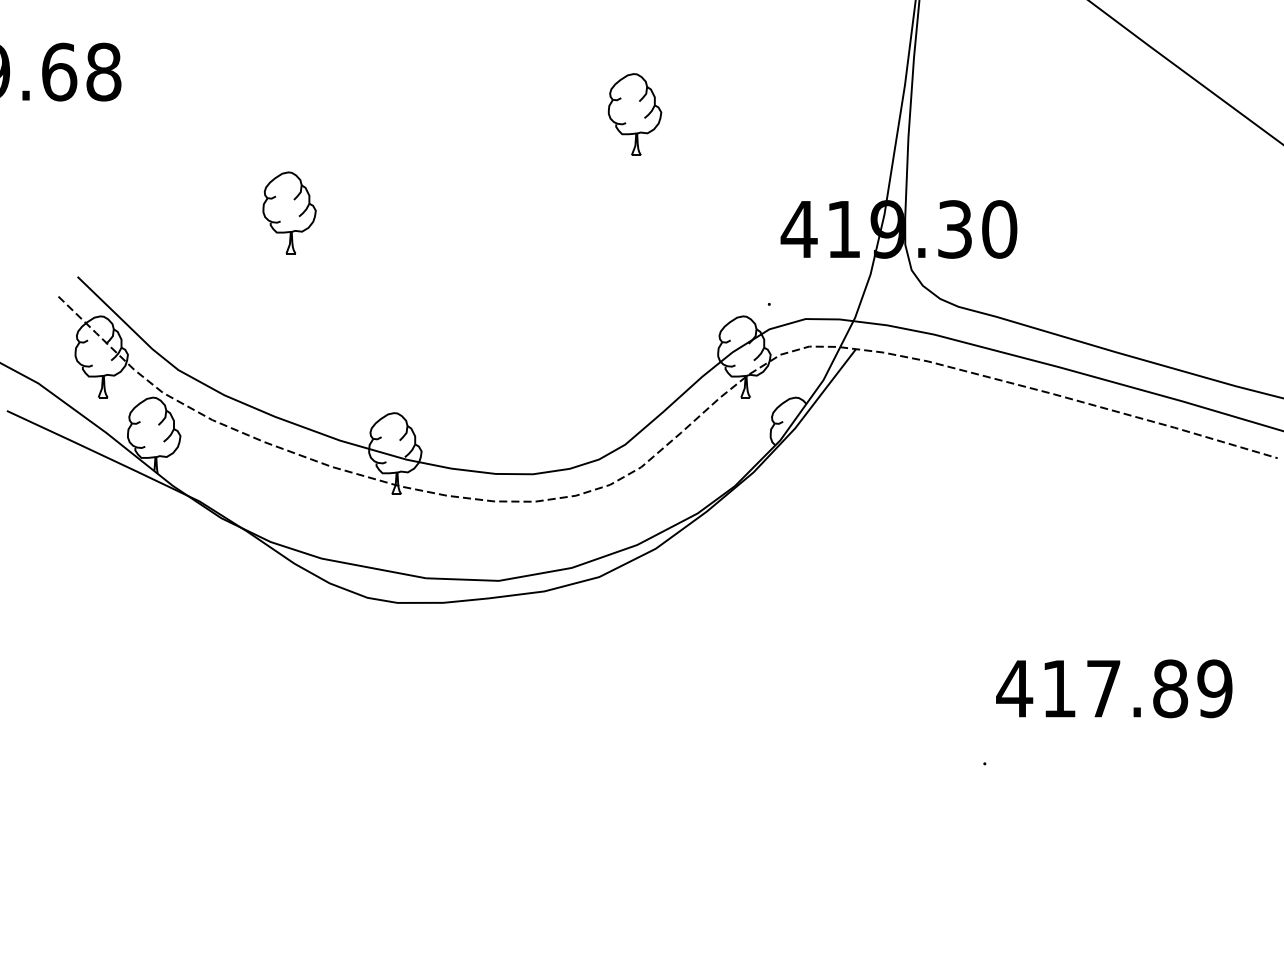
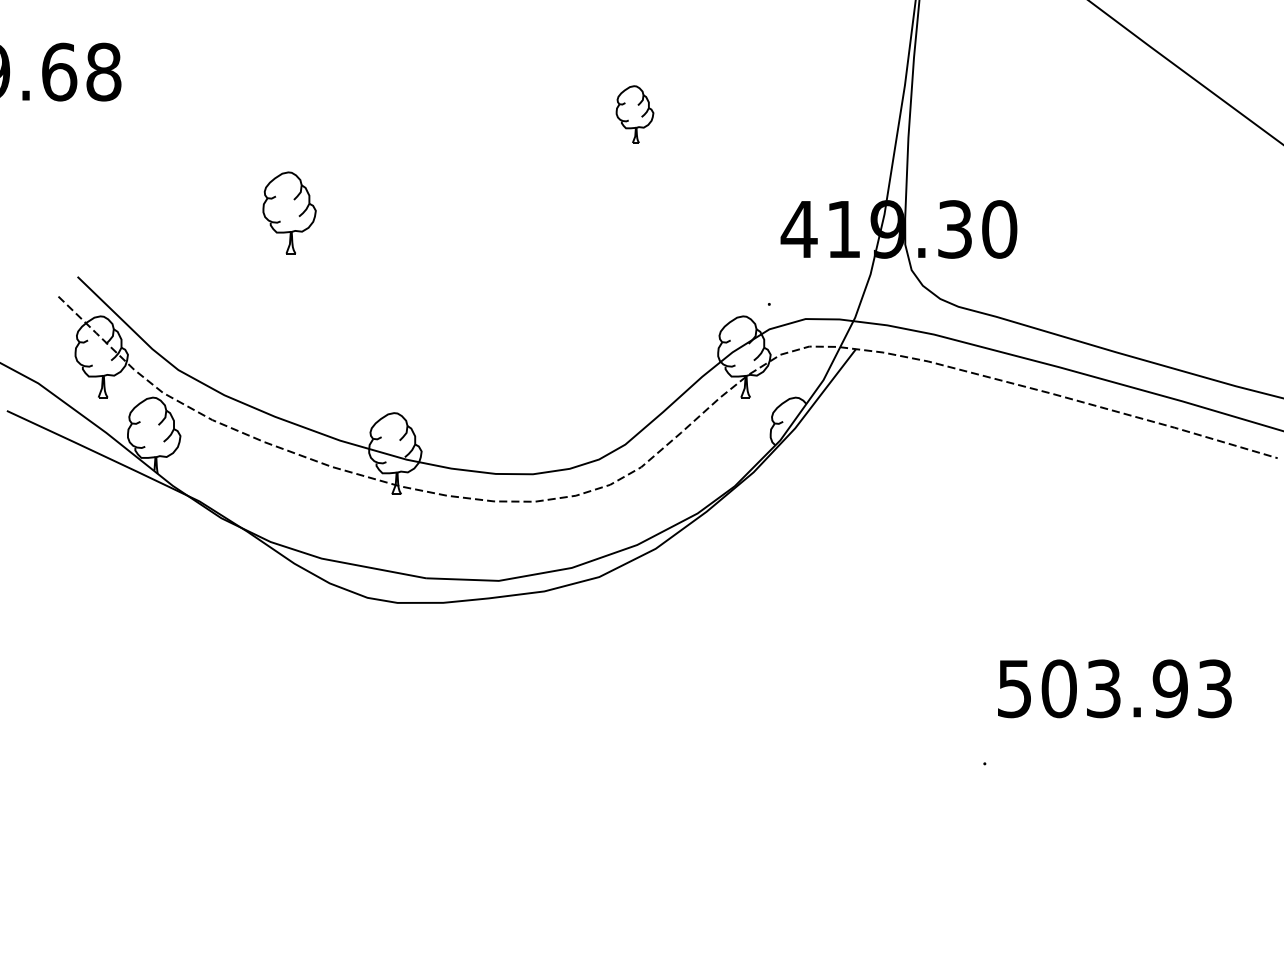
part size: 56x83 px -> 40x59 px (634, 114)
text: 417.89 -> 503.93 (1114, 688)
